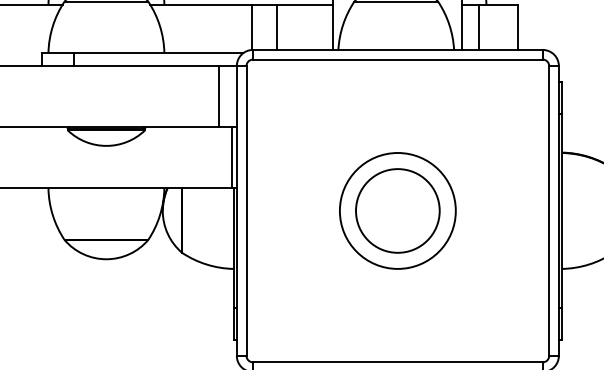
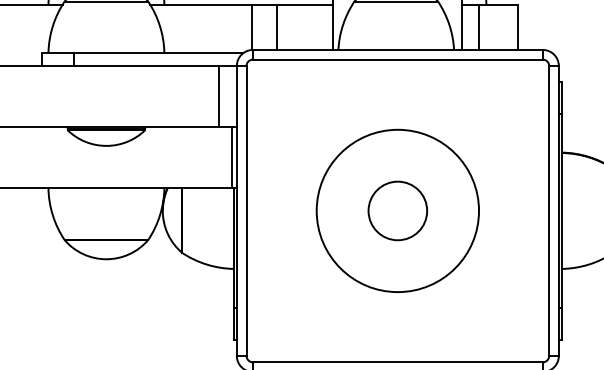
circle diameter: 116 px -> 162 px (397, 210)
circle diameter: 84 px -> 59 px (397, 210)
